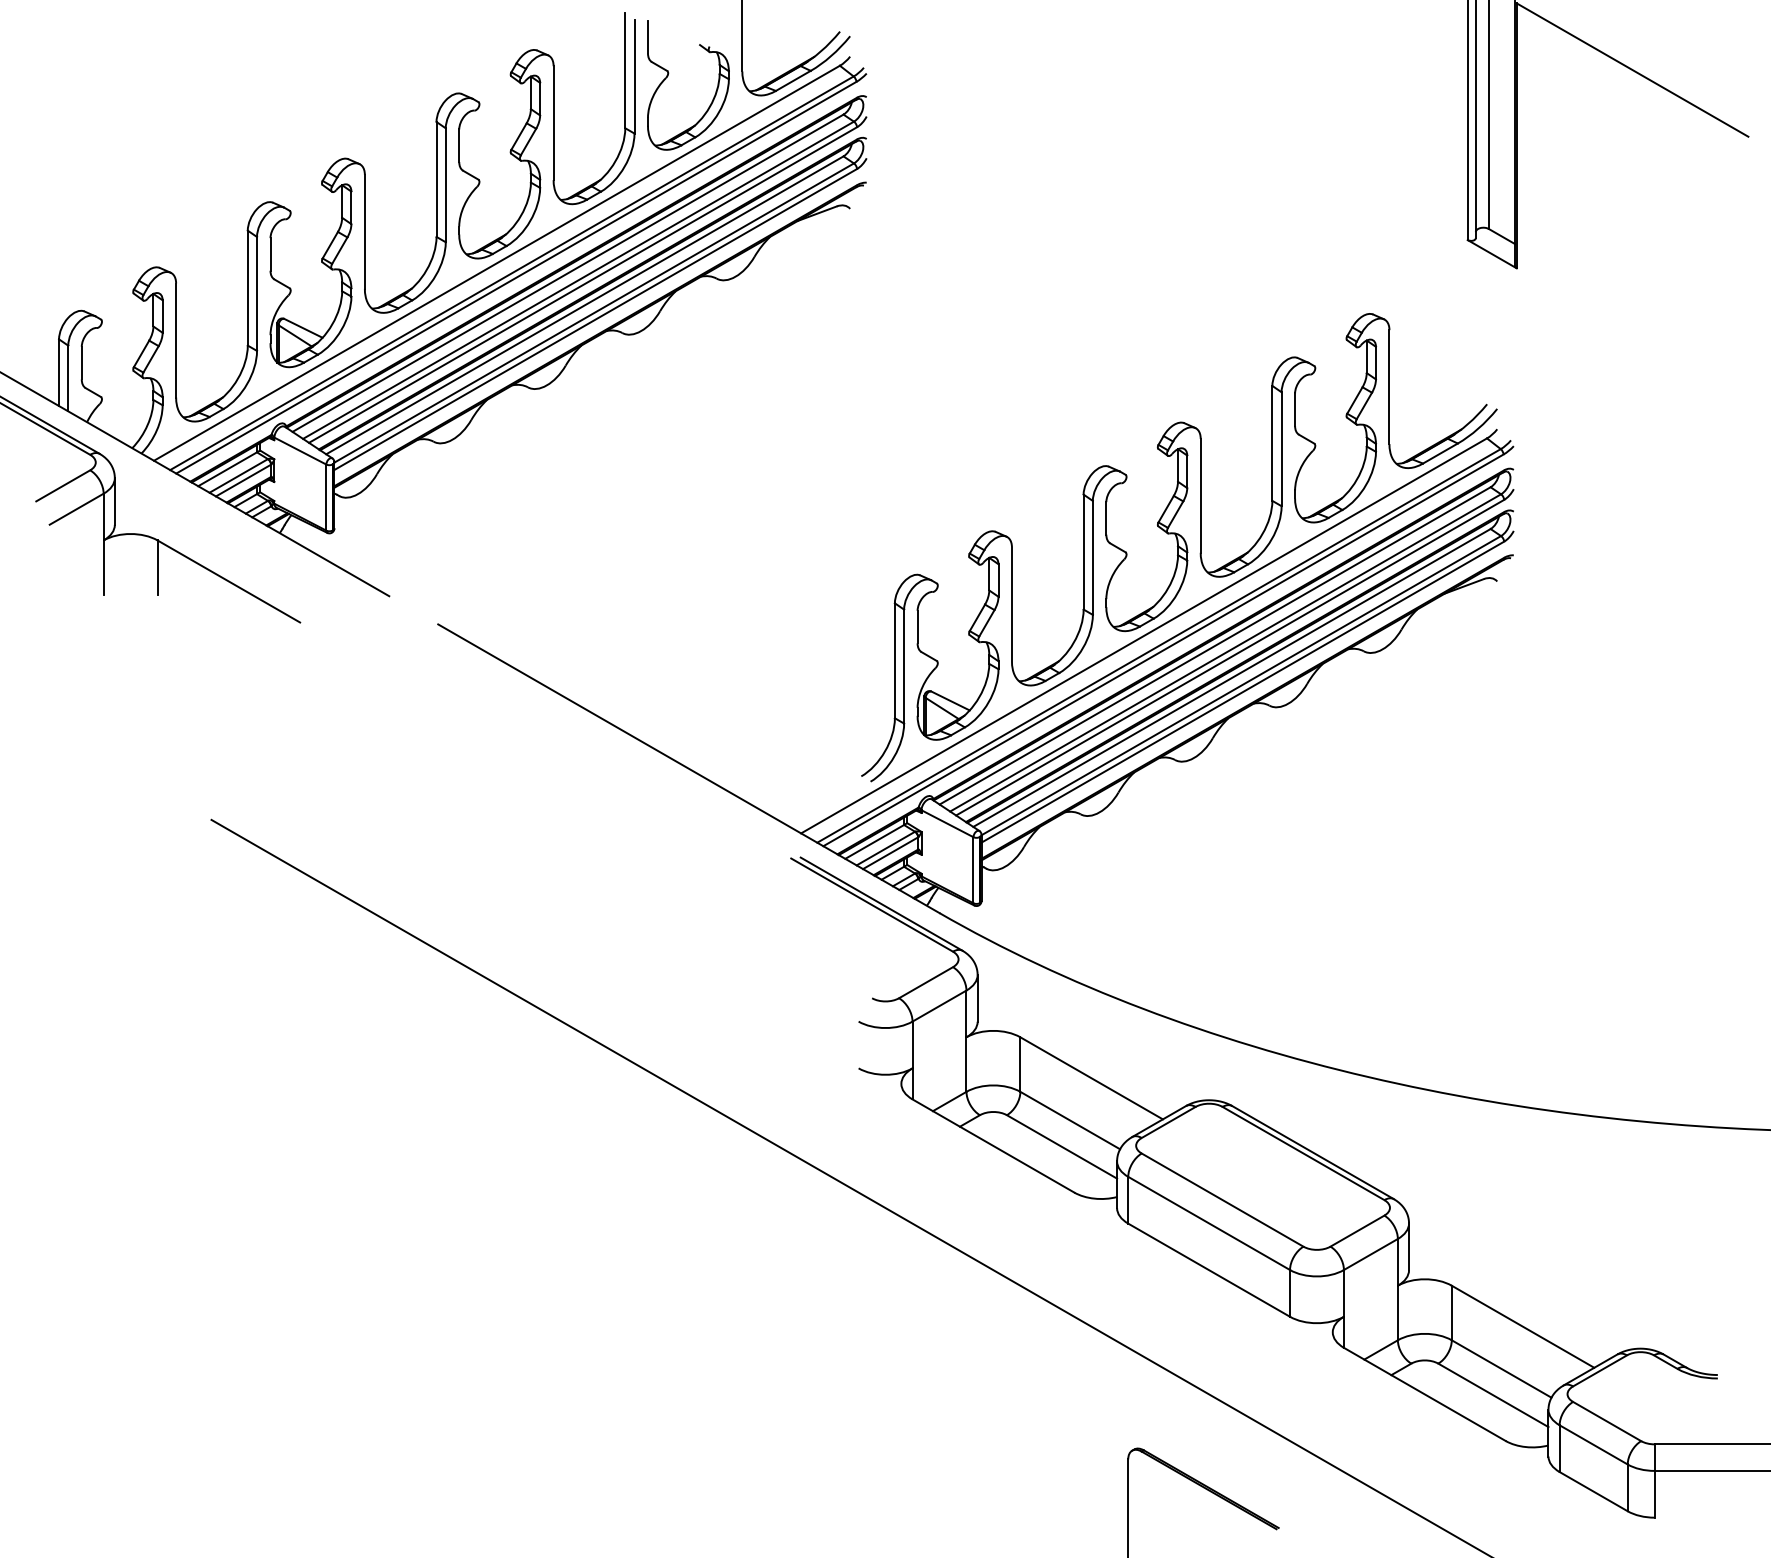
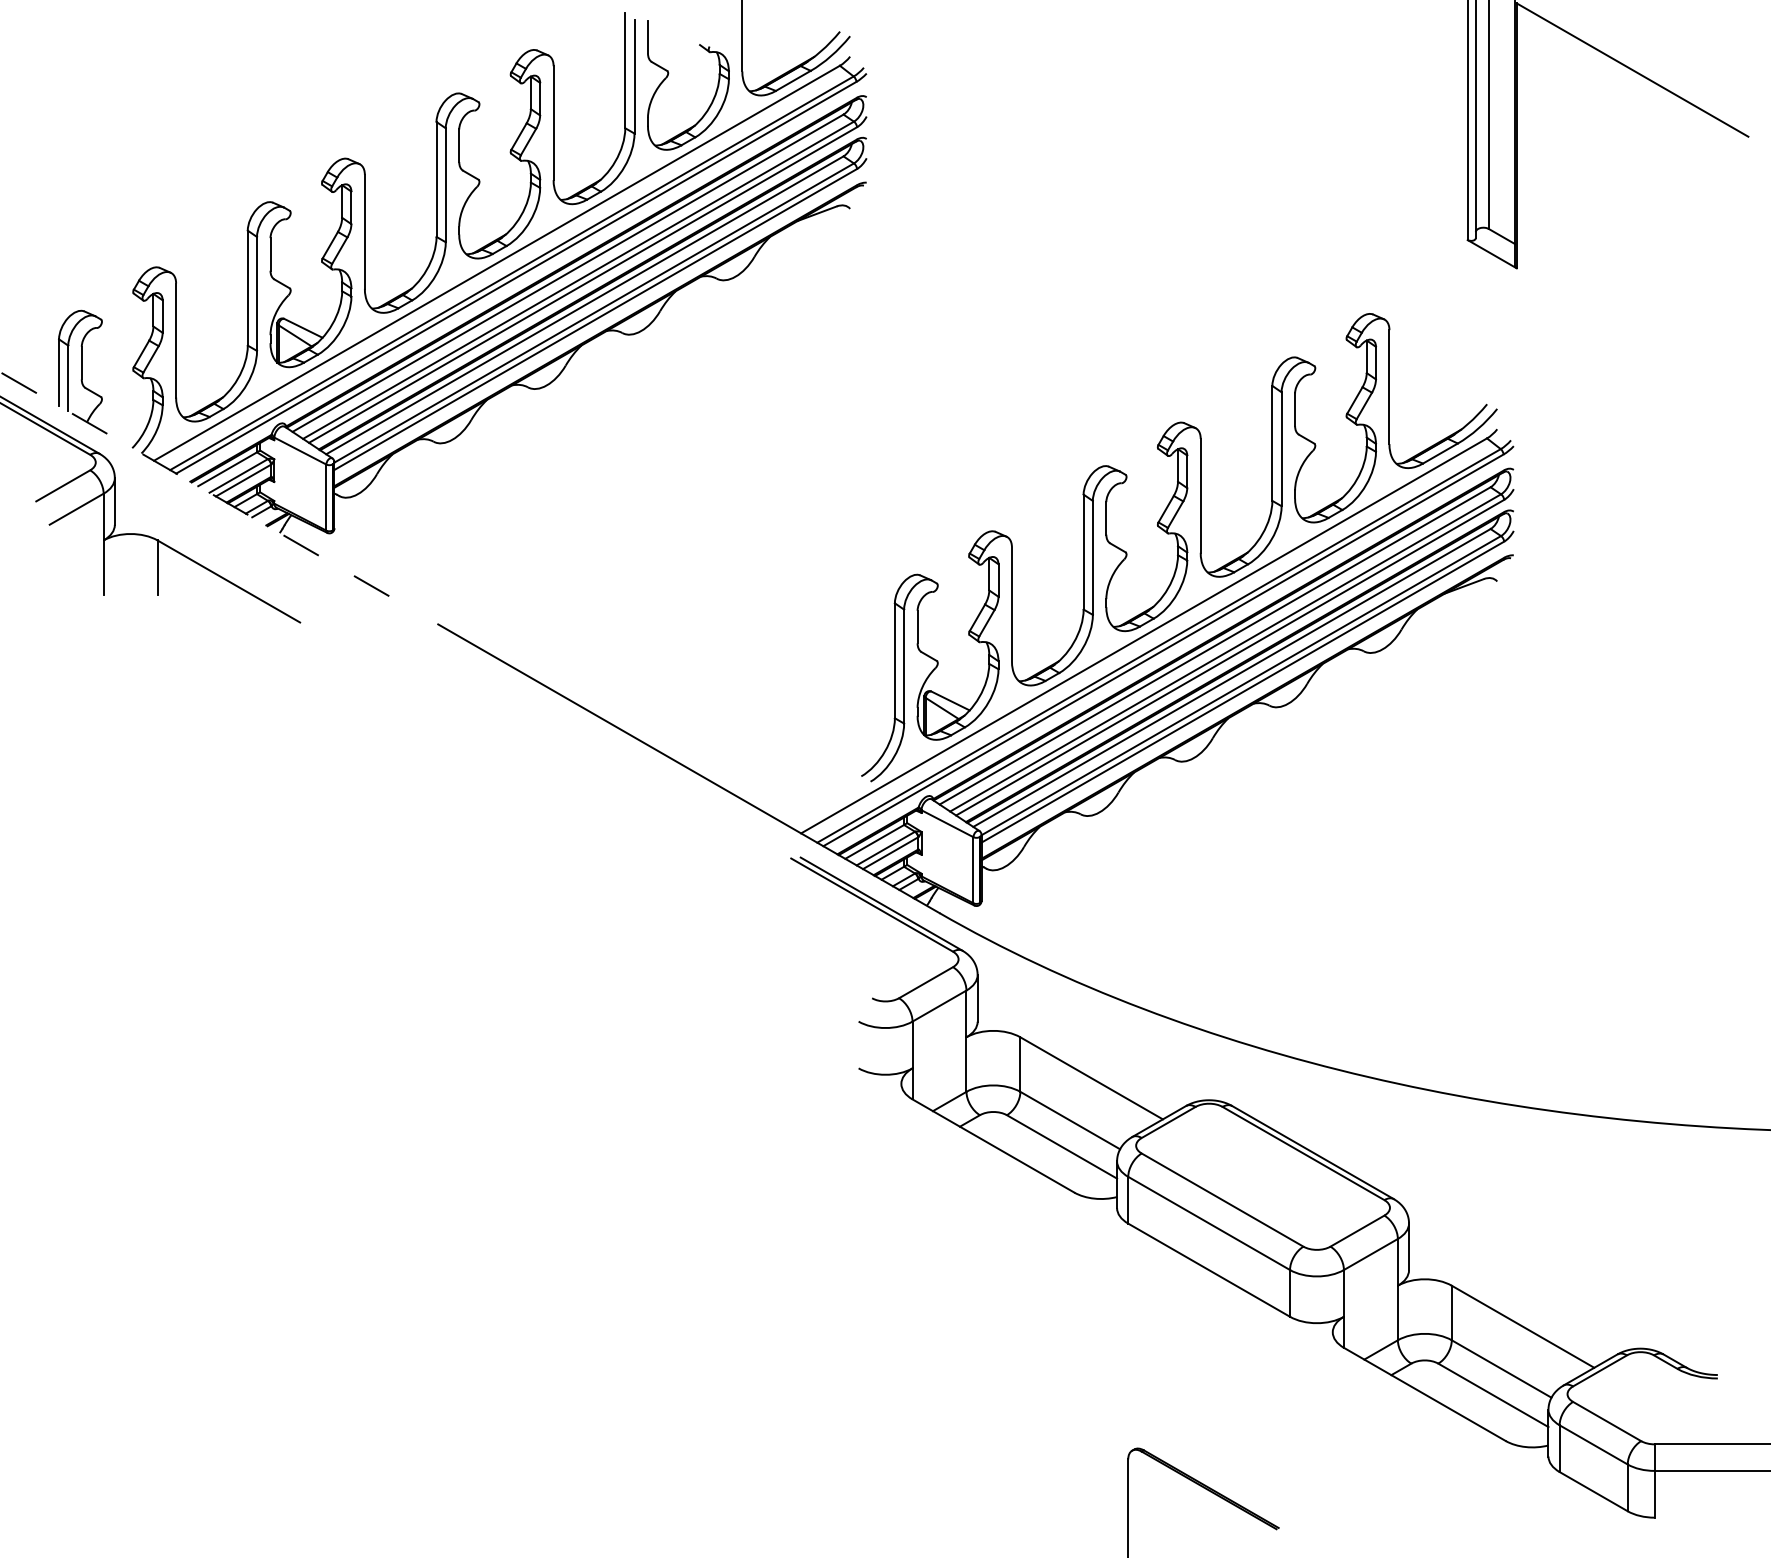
line: solid -> dashed (194, 484)
line: present -> none (849, 1186)
